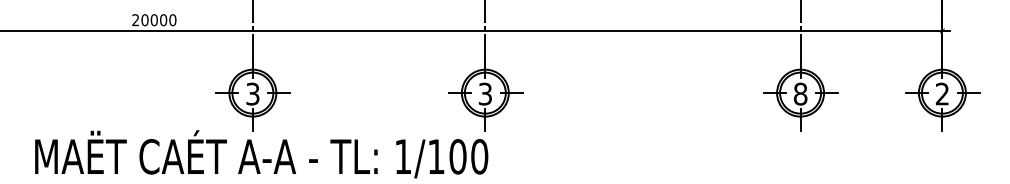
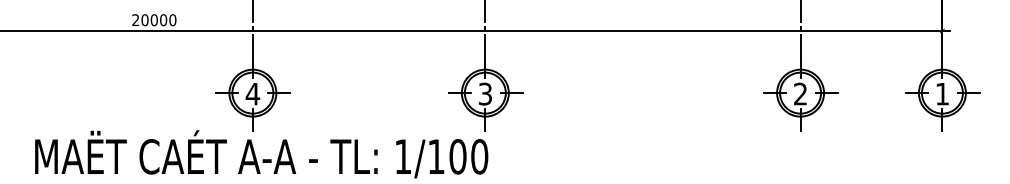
text: 3 -> 4 (252, 93)
text: 8 -> 2 (800, 93)
text: 2 -> 1 (941, 93)
